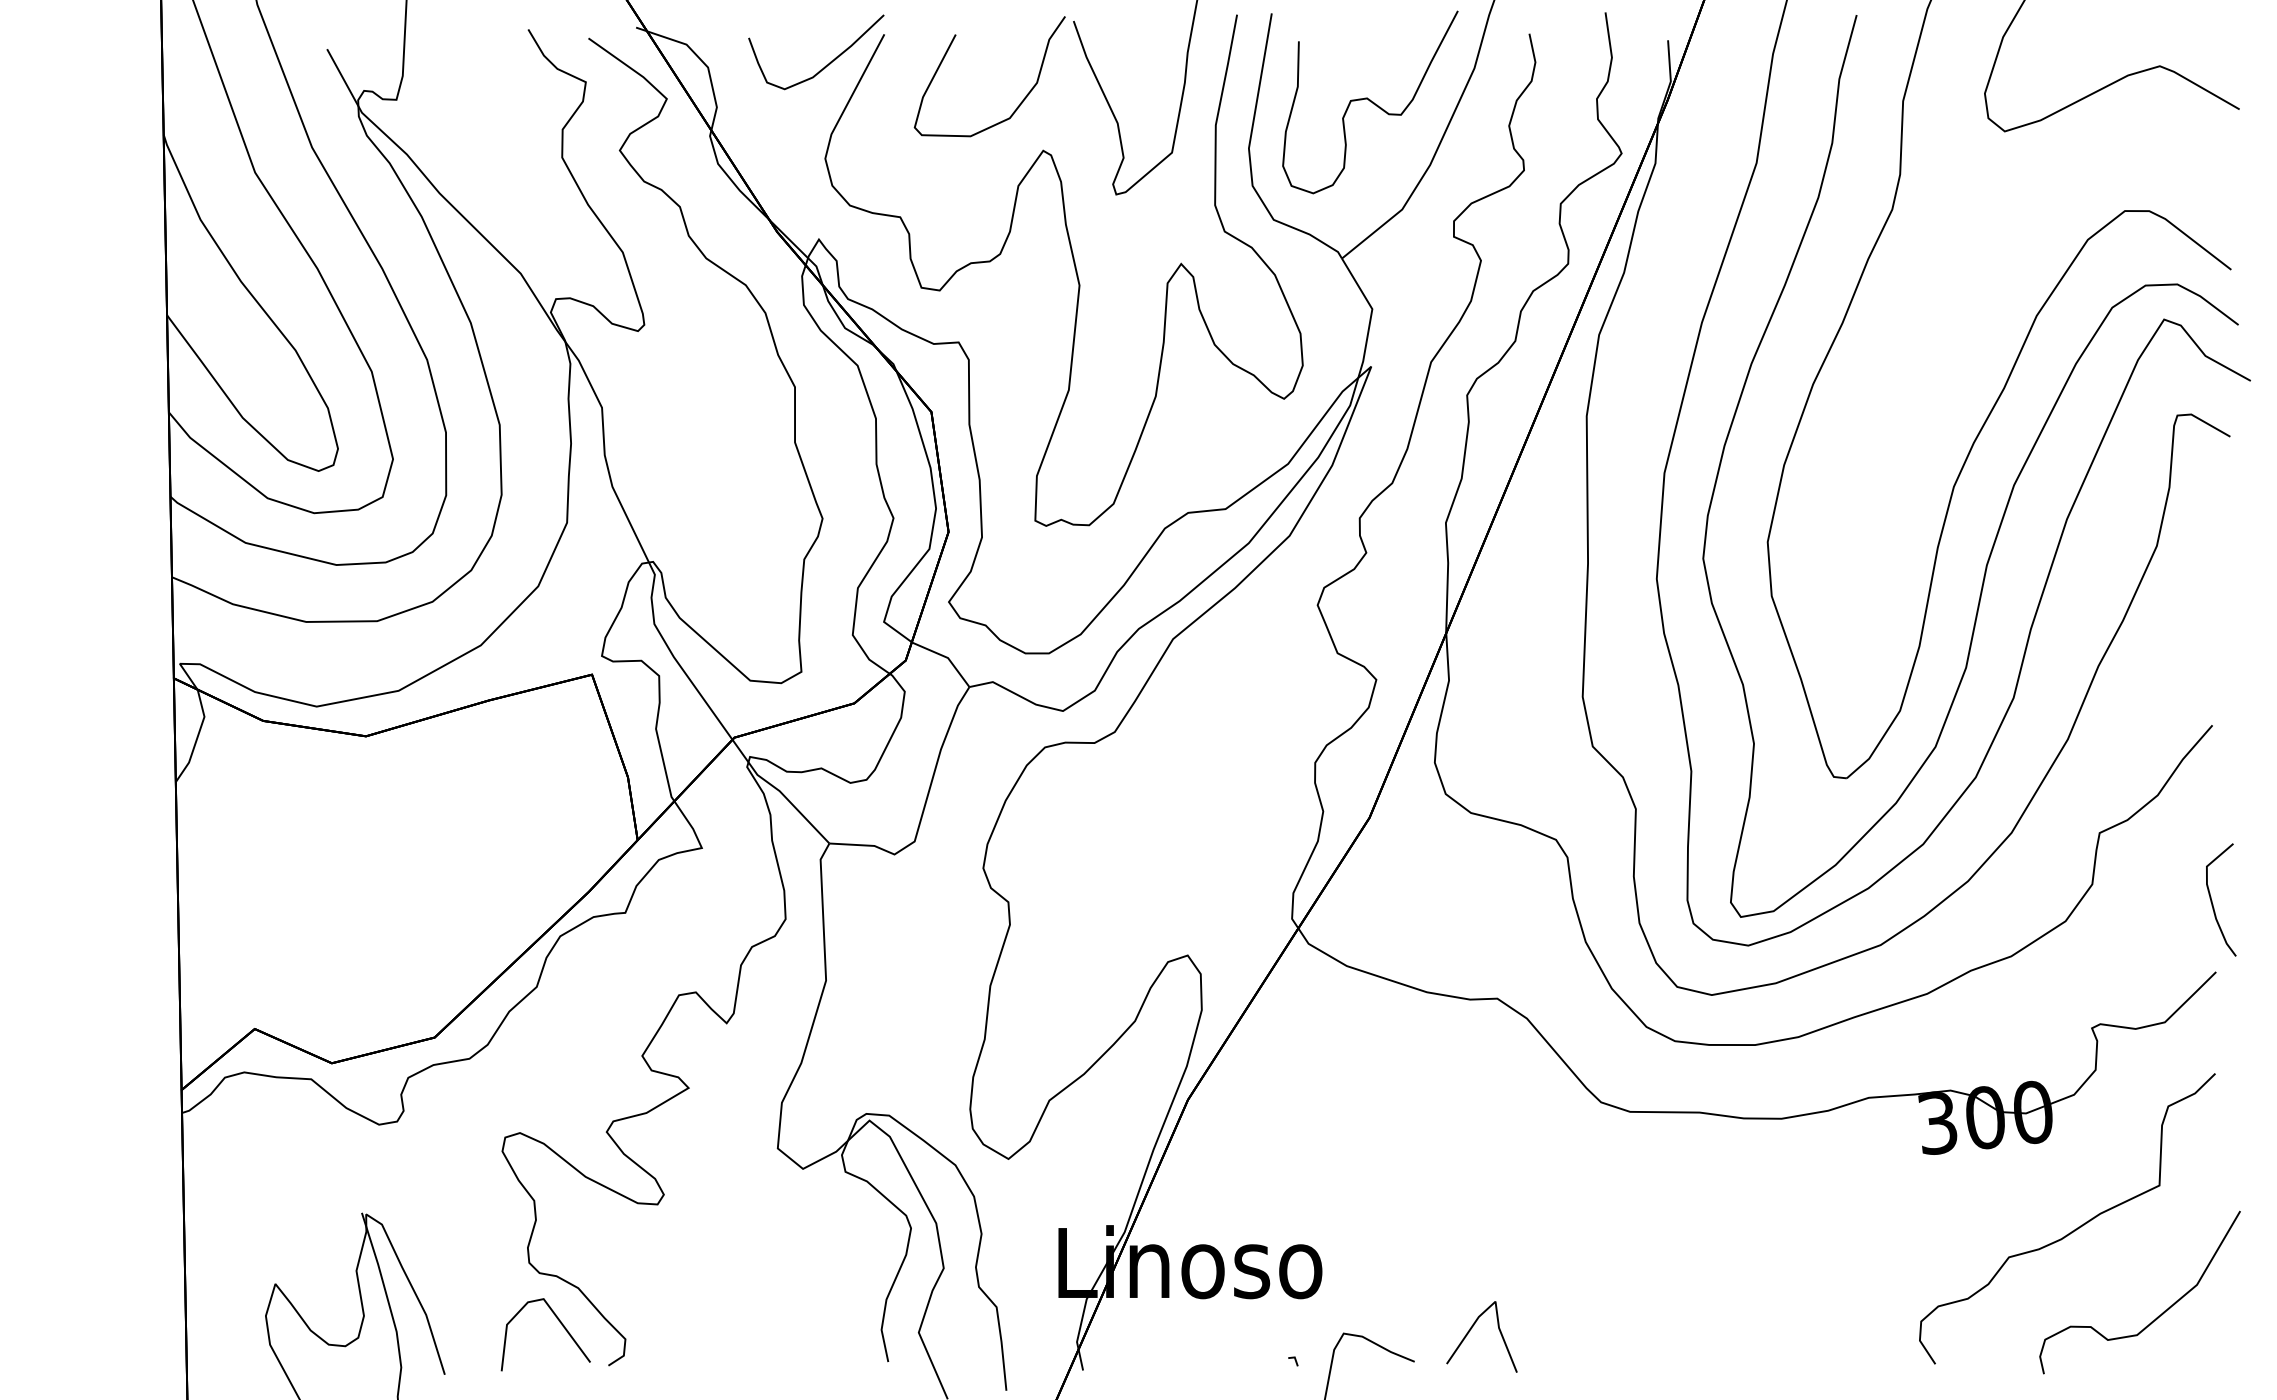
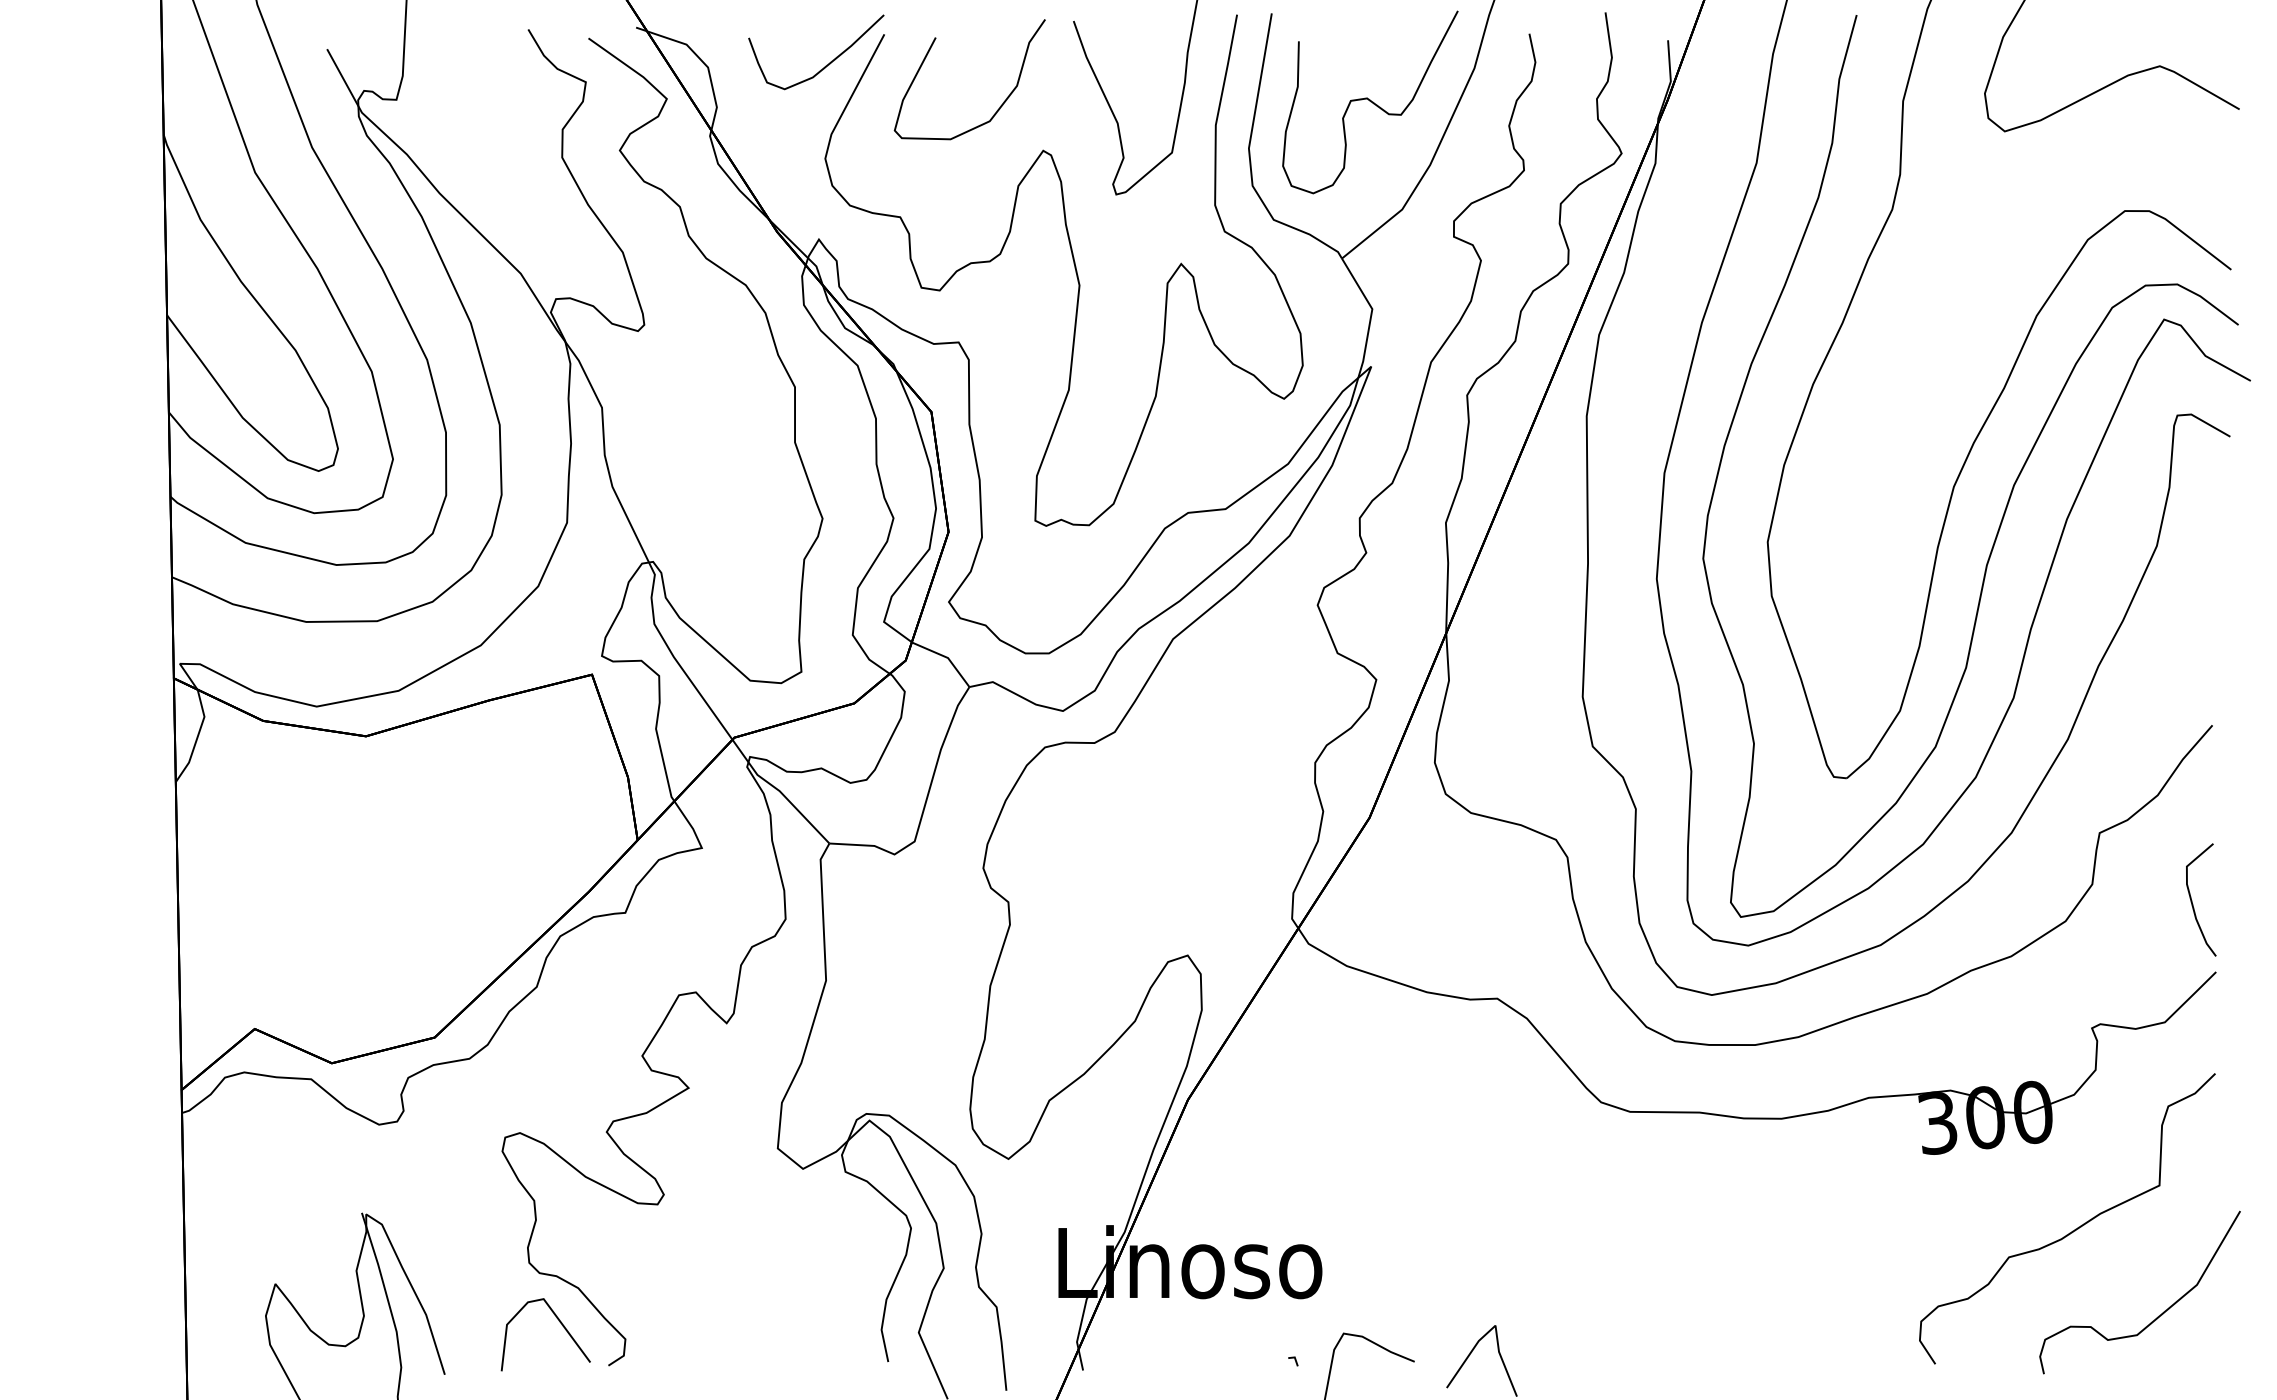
curve position: (1020, 102) -> (1000, 105) (1000, 105)
curve position: (2212, 900) -> (2192, 900) (2192, 900)
line position: (1472, 1328) -> (1472, 1352) (1472, 1352)
